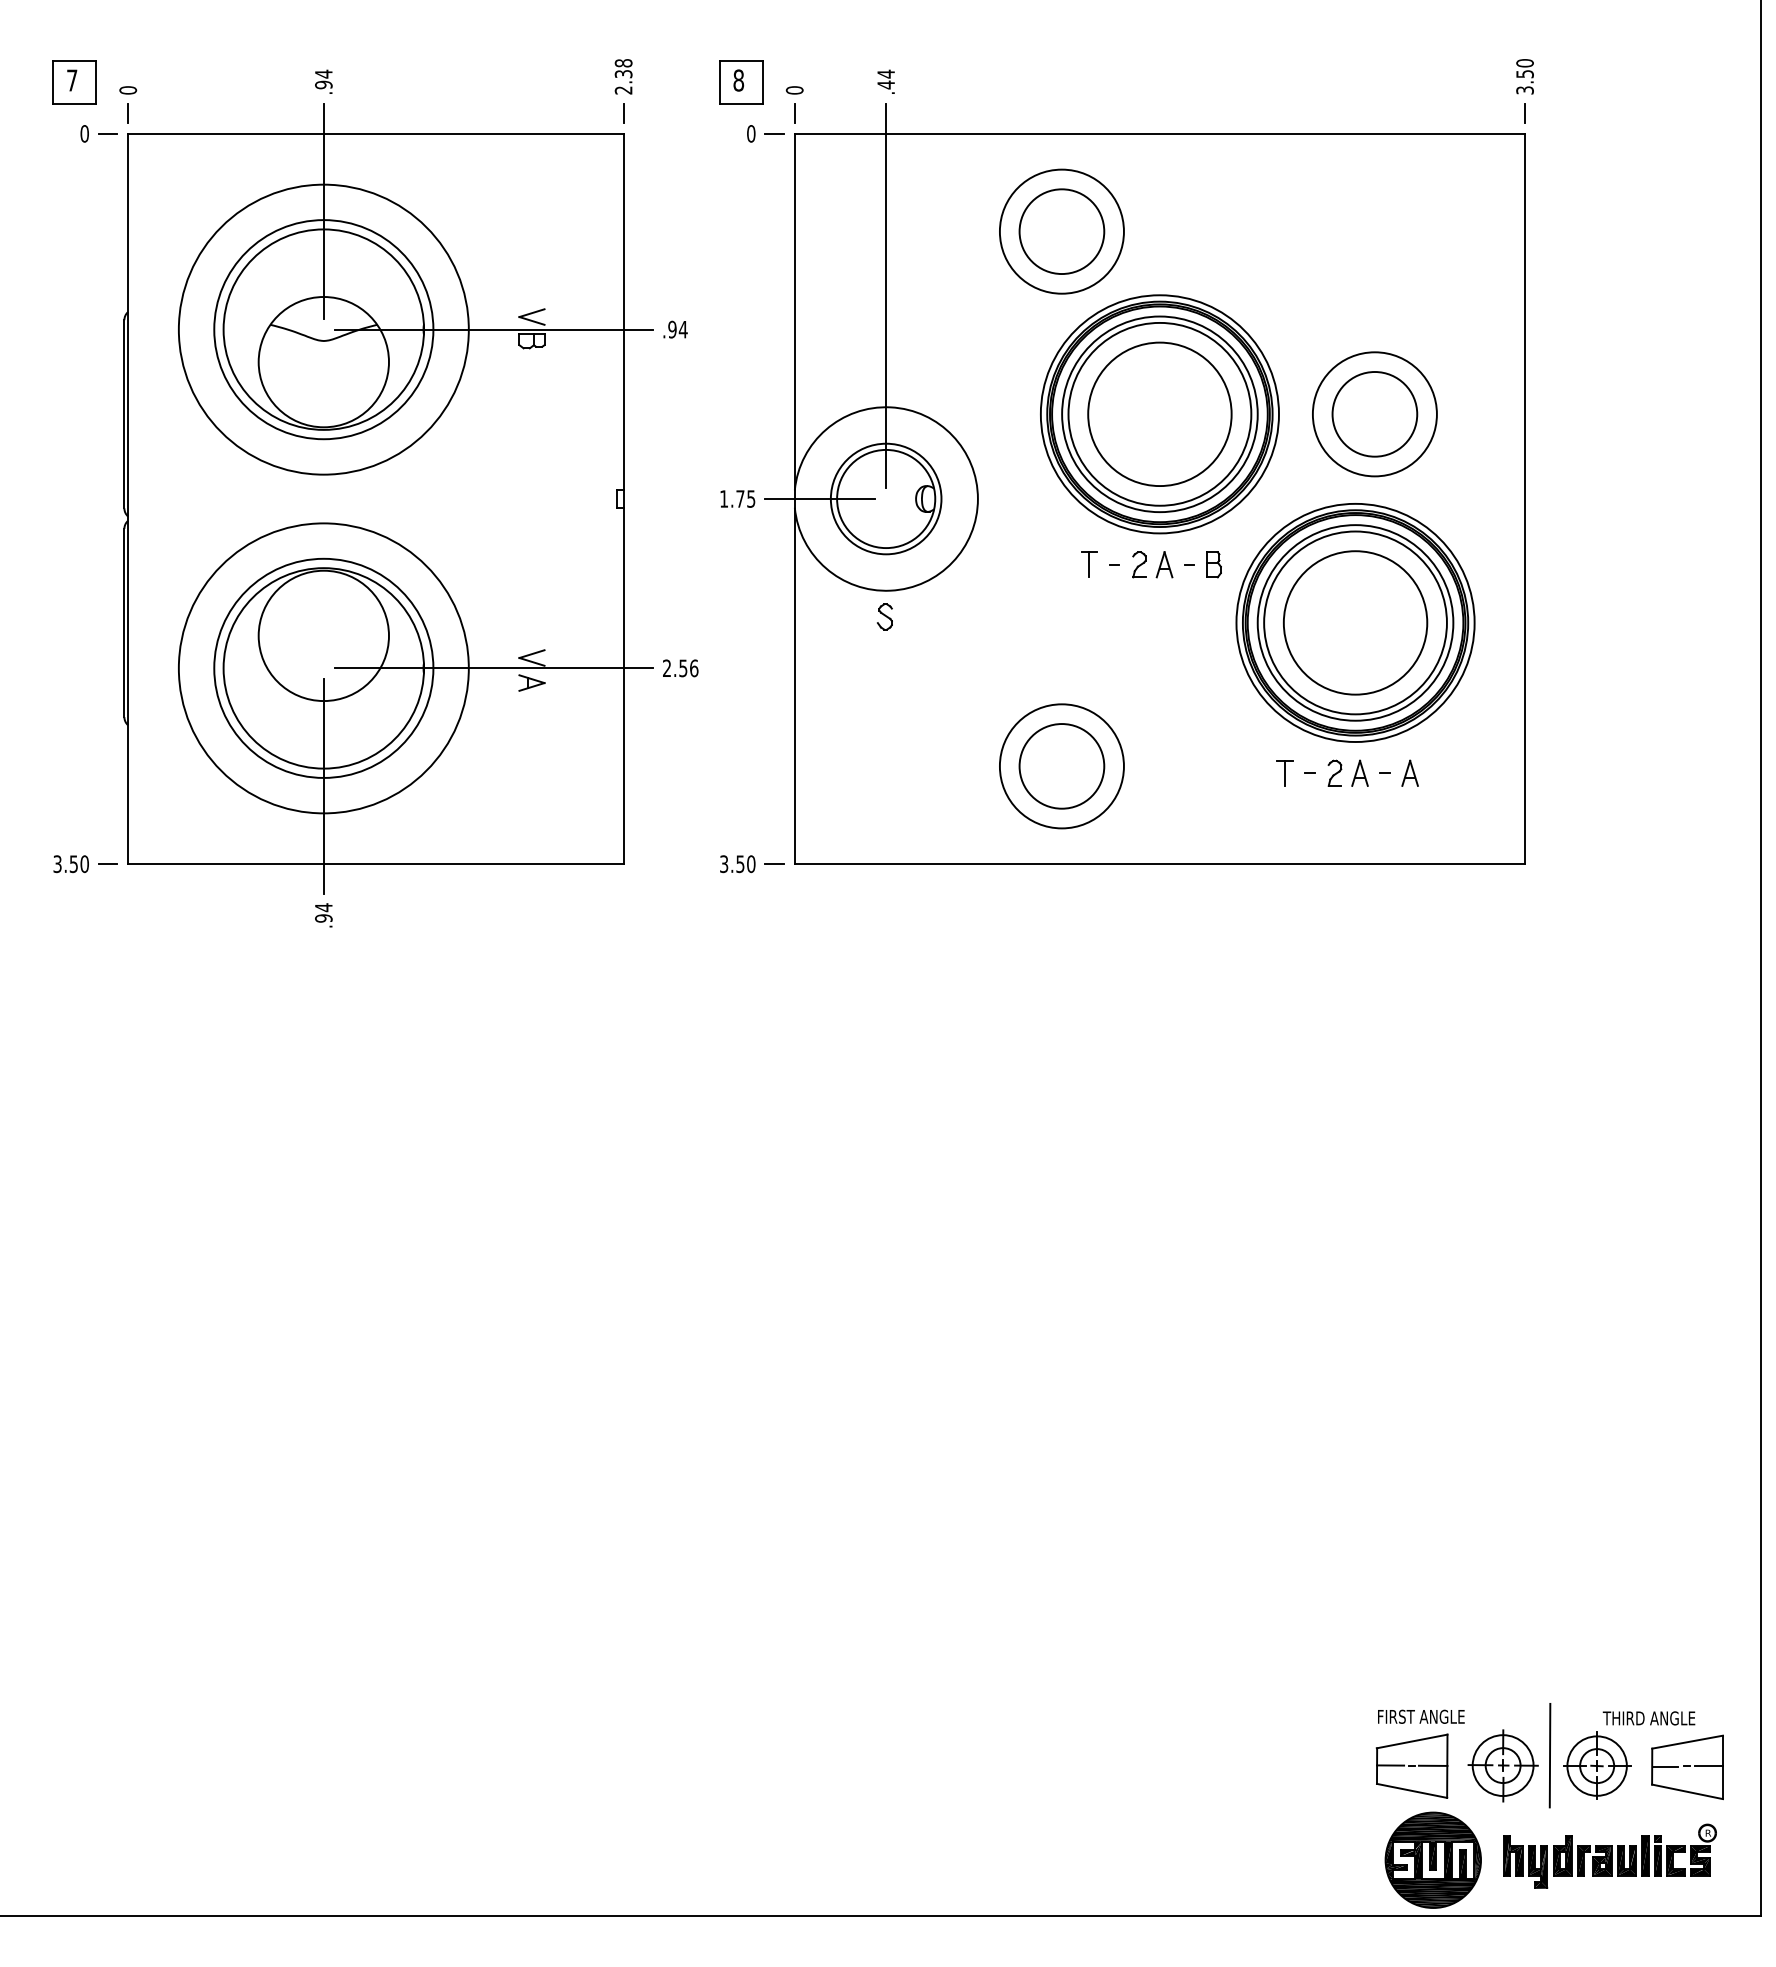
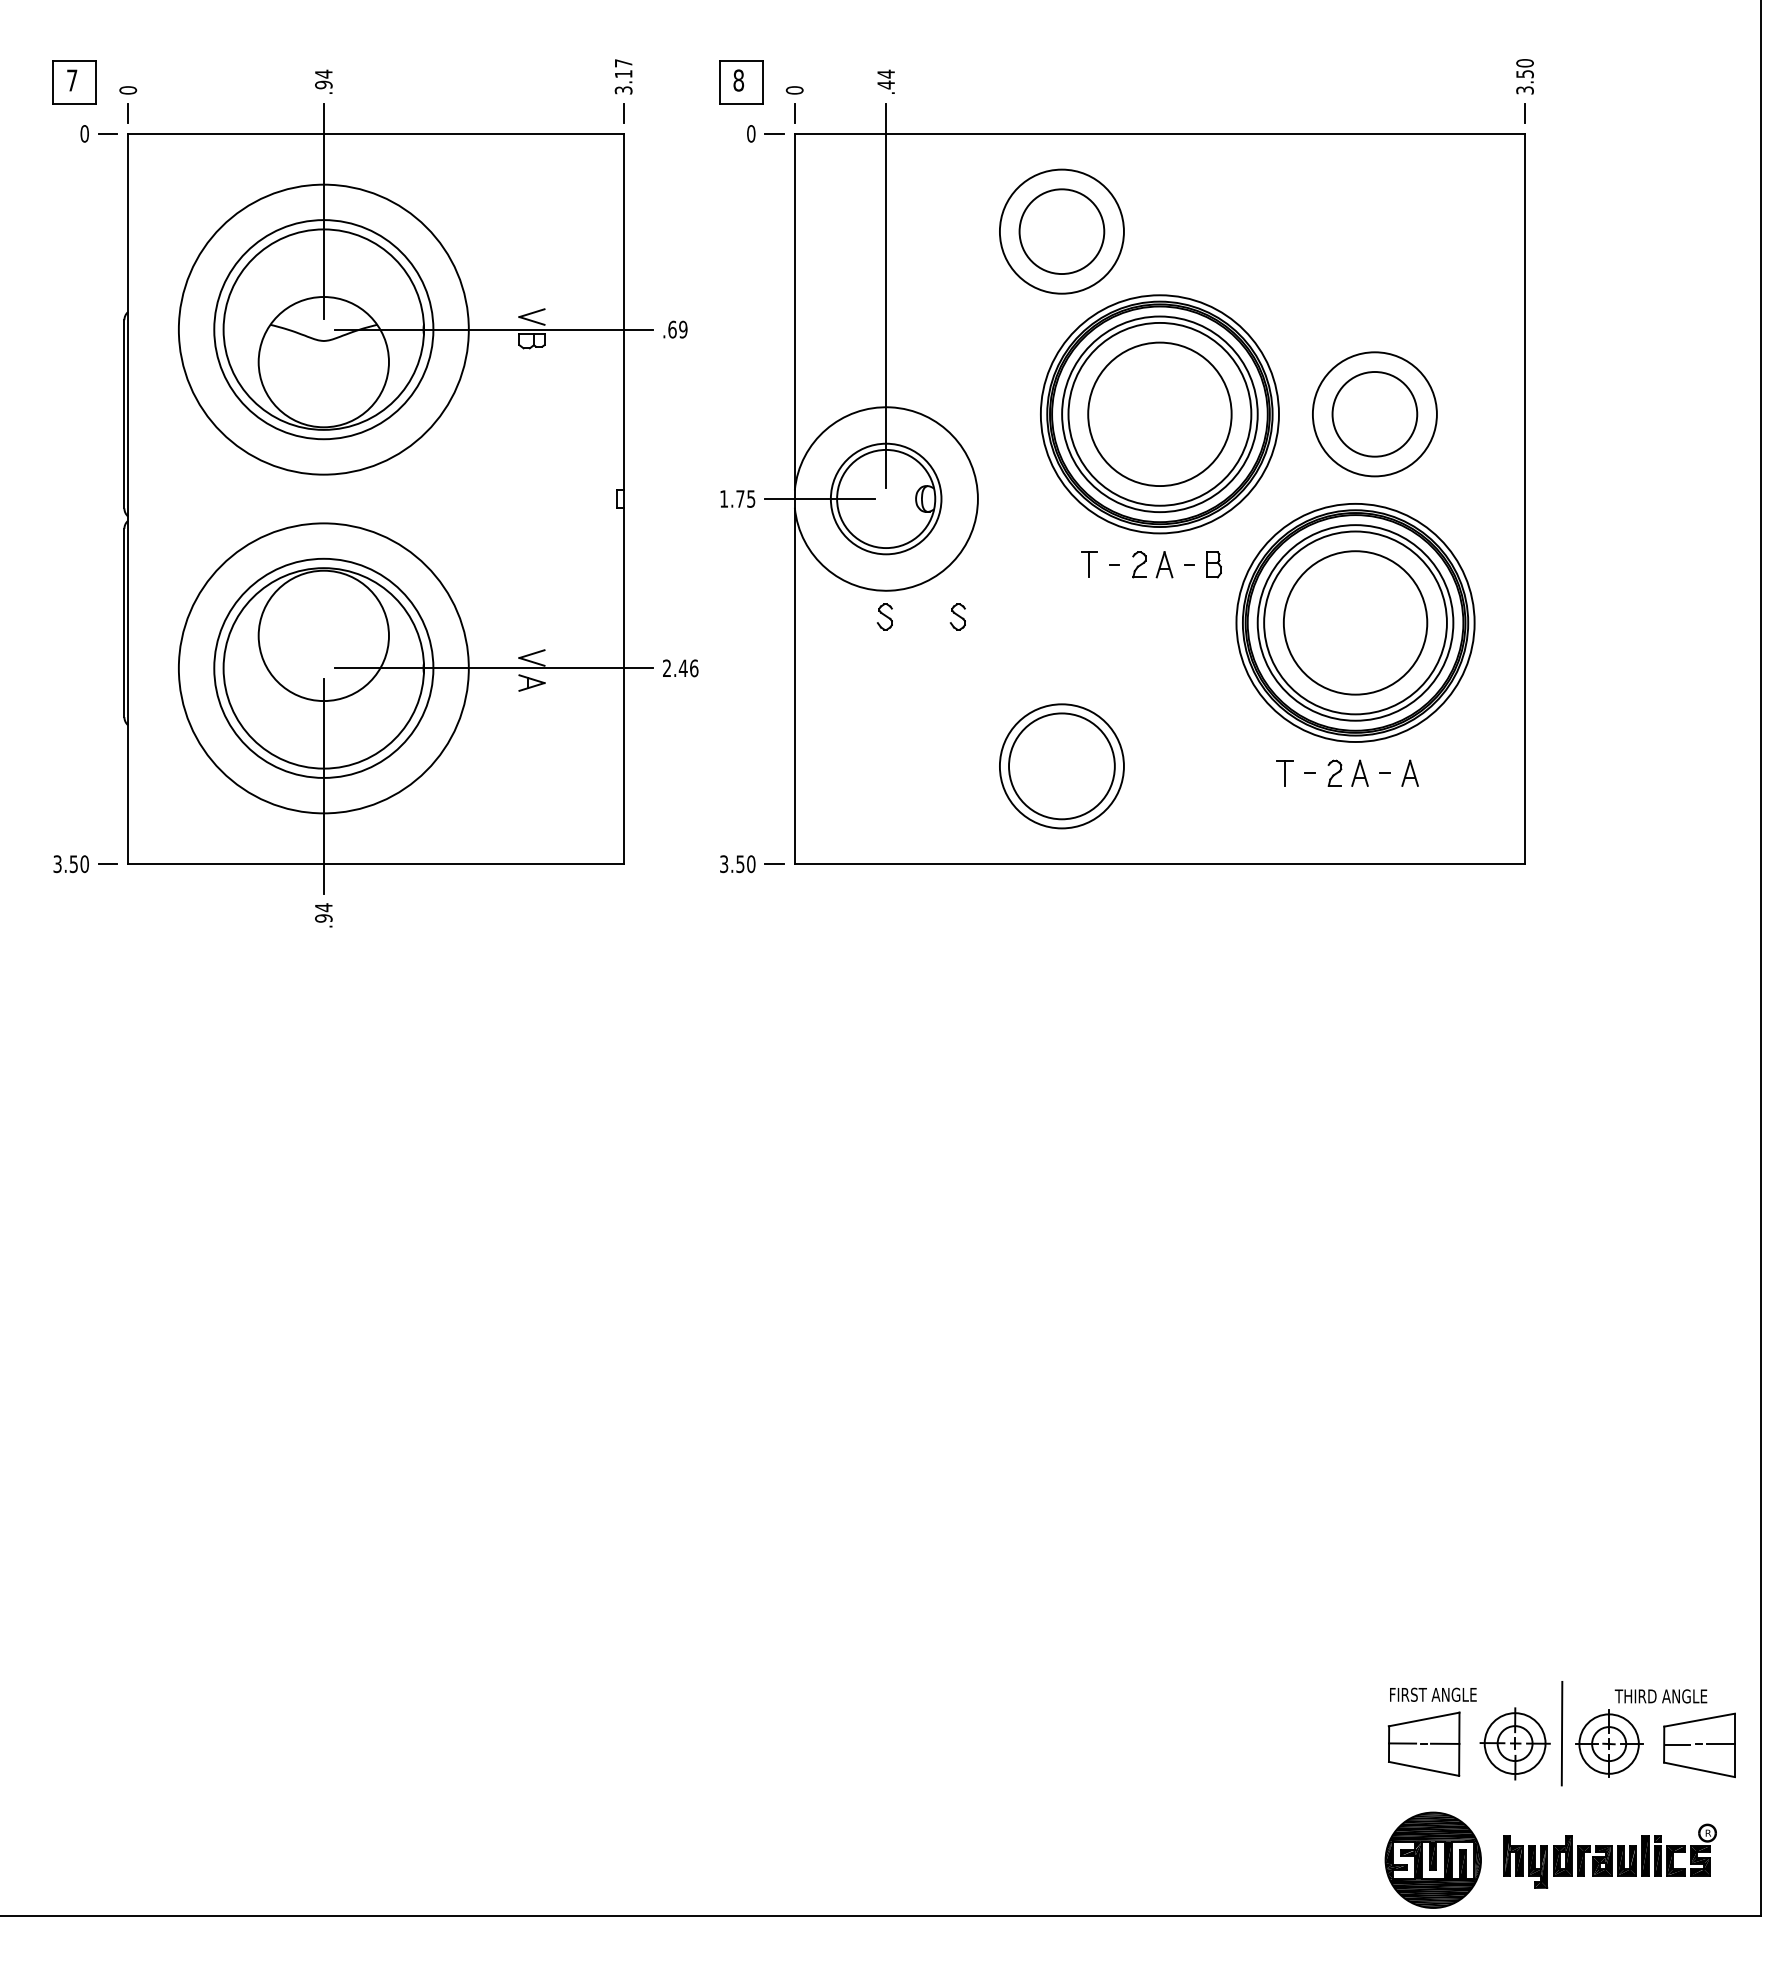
text: 2.38 -> 3.17 (623, 76)
text: .94 -> .69 (677, 329)
part: none -> present (957, 616)
text: 2.56 -> 2.46 (682, 668)
circle diameter: 85 px -> 106 px (1061, 766)
part position: (1549, 1755) -> (1561, 1733) (1561, 1733)
